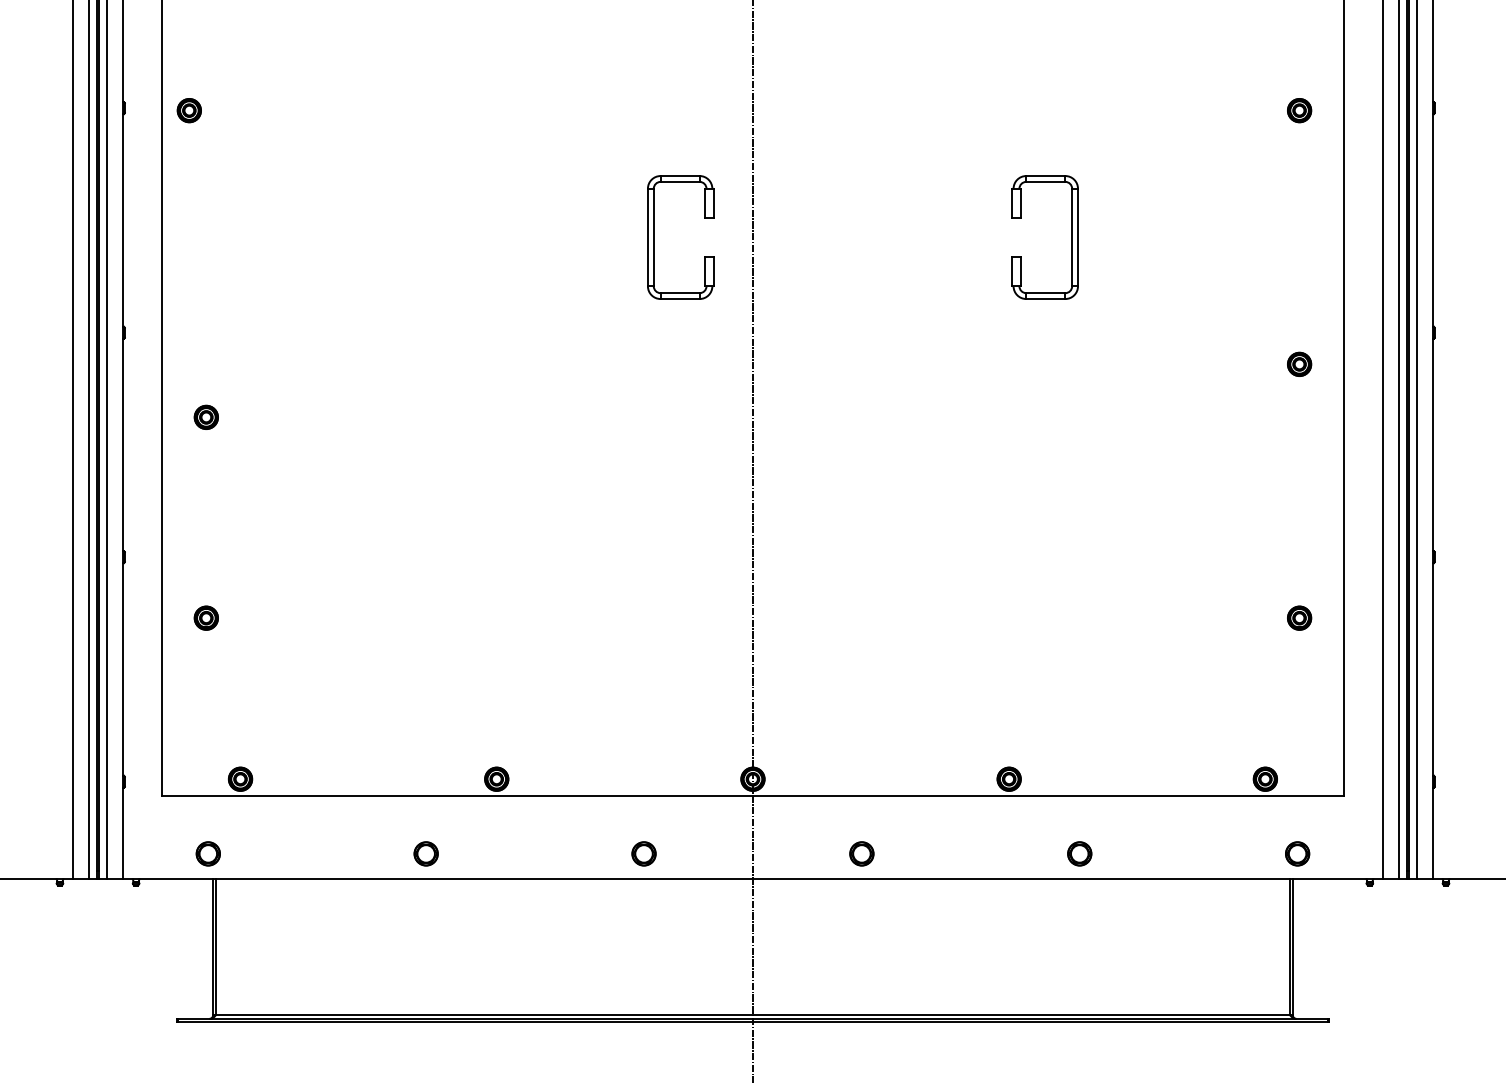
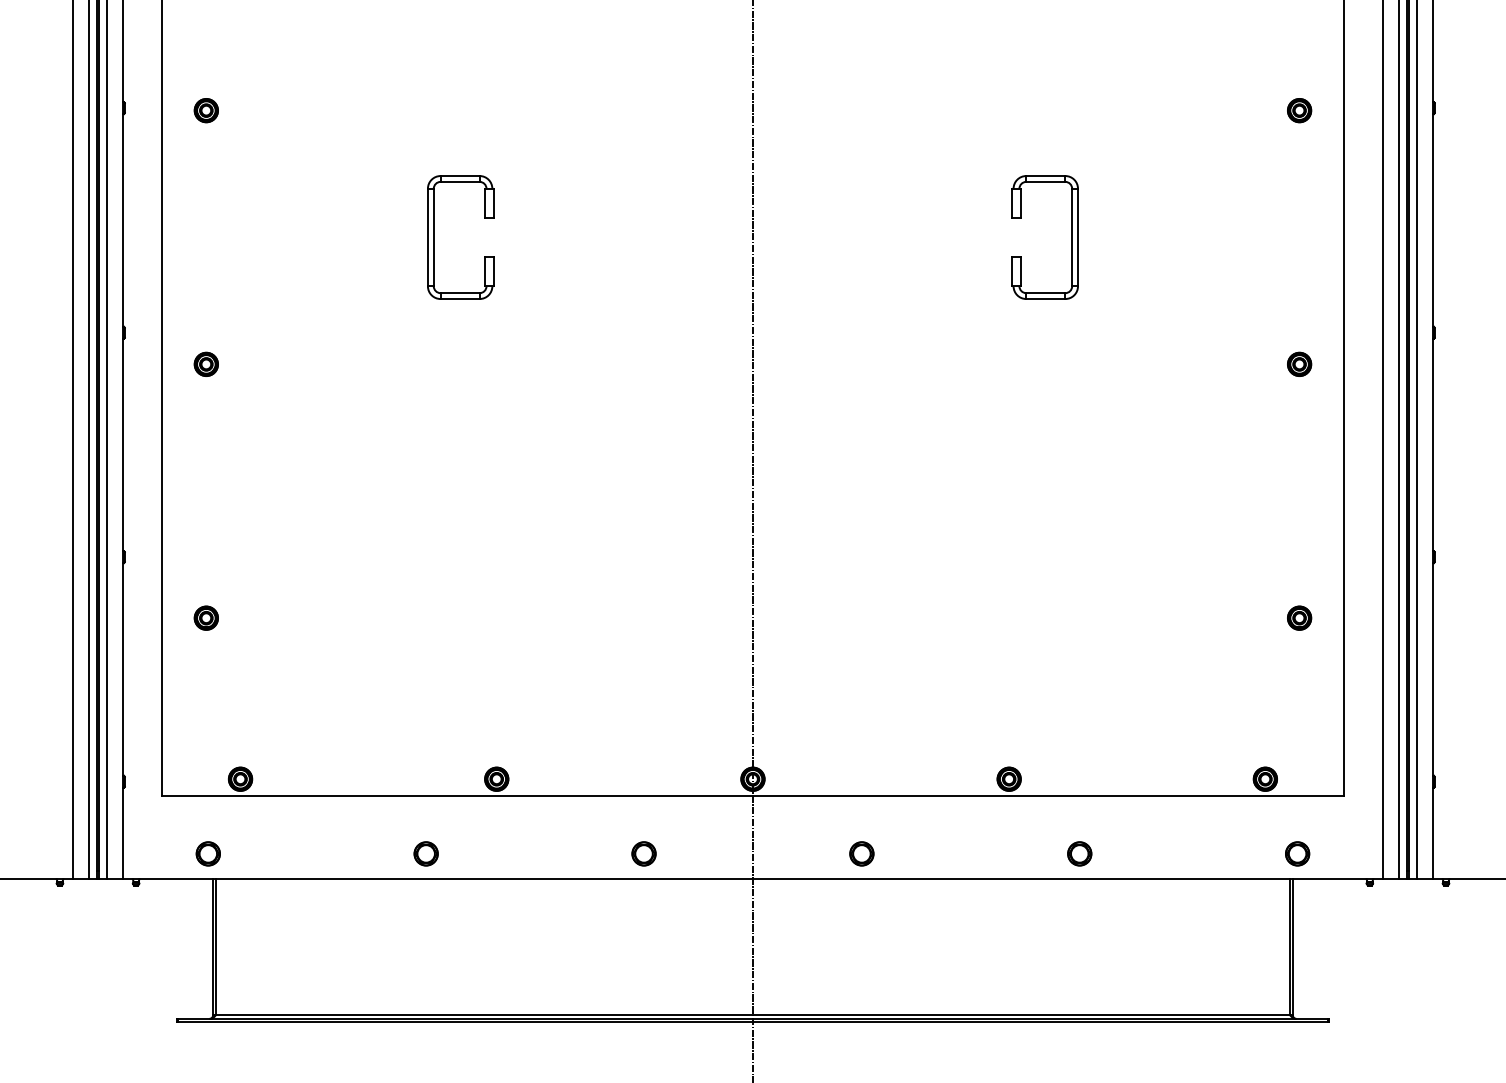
part position: (188, 110) -> (205, 110) (205, 110)
part position: (654, 237) -> (434, 237) (434, 237)
part position: (205, 416) -> (205, 363) (205, 363)
